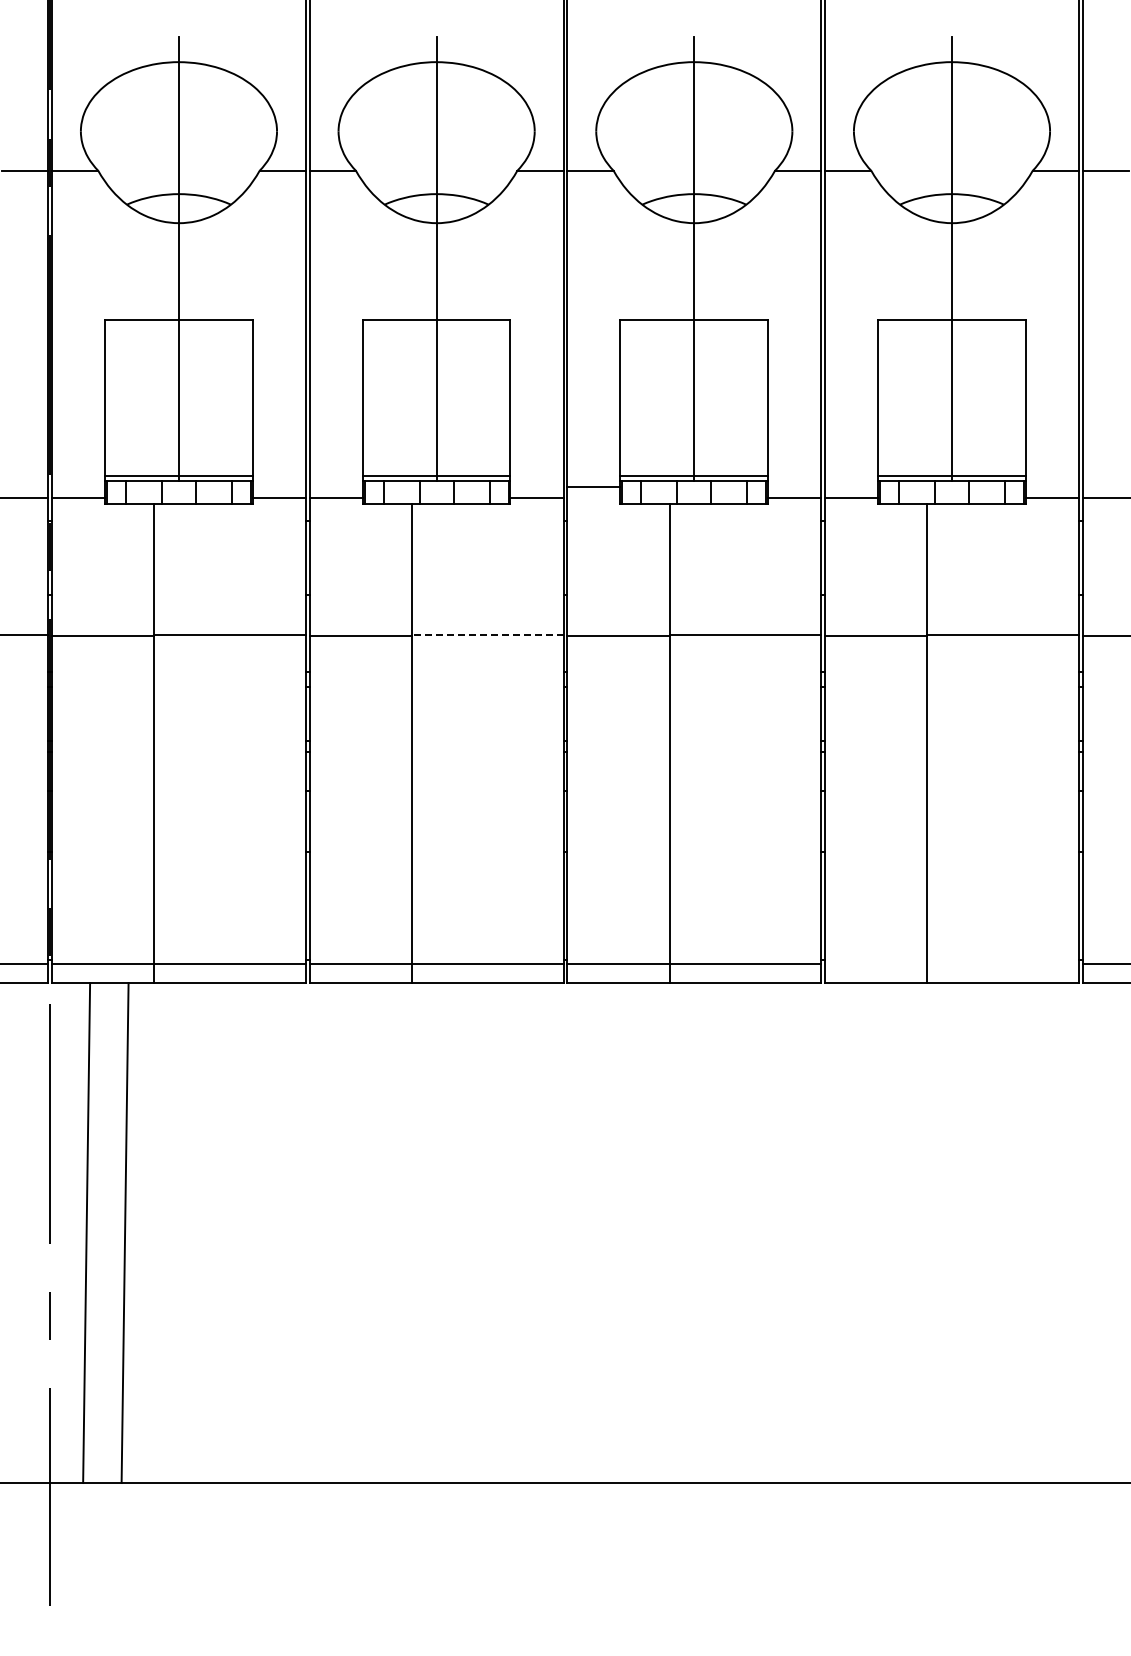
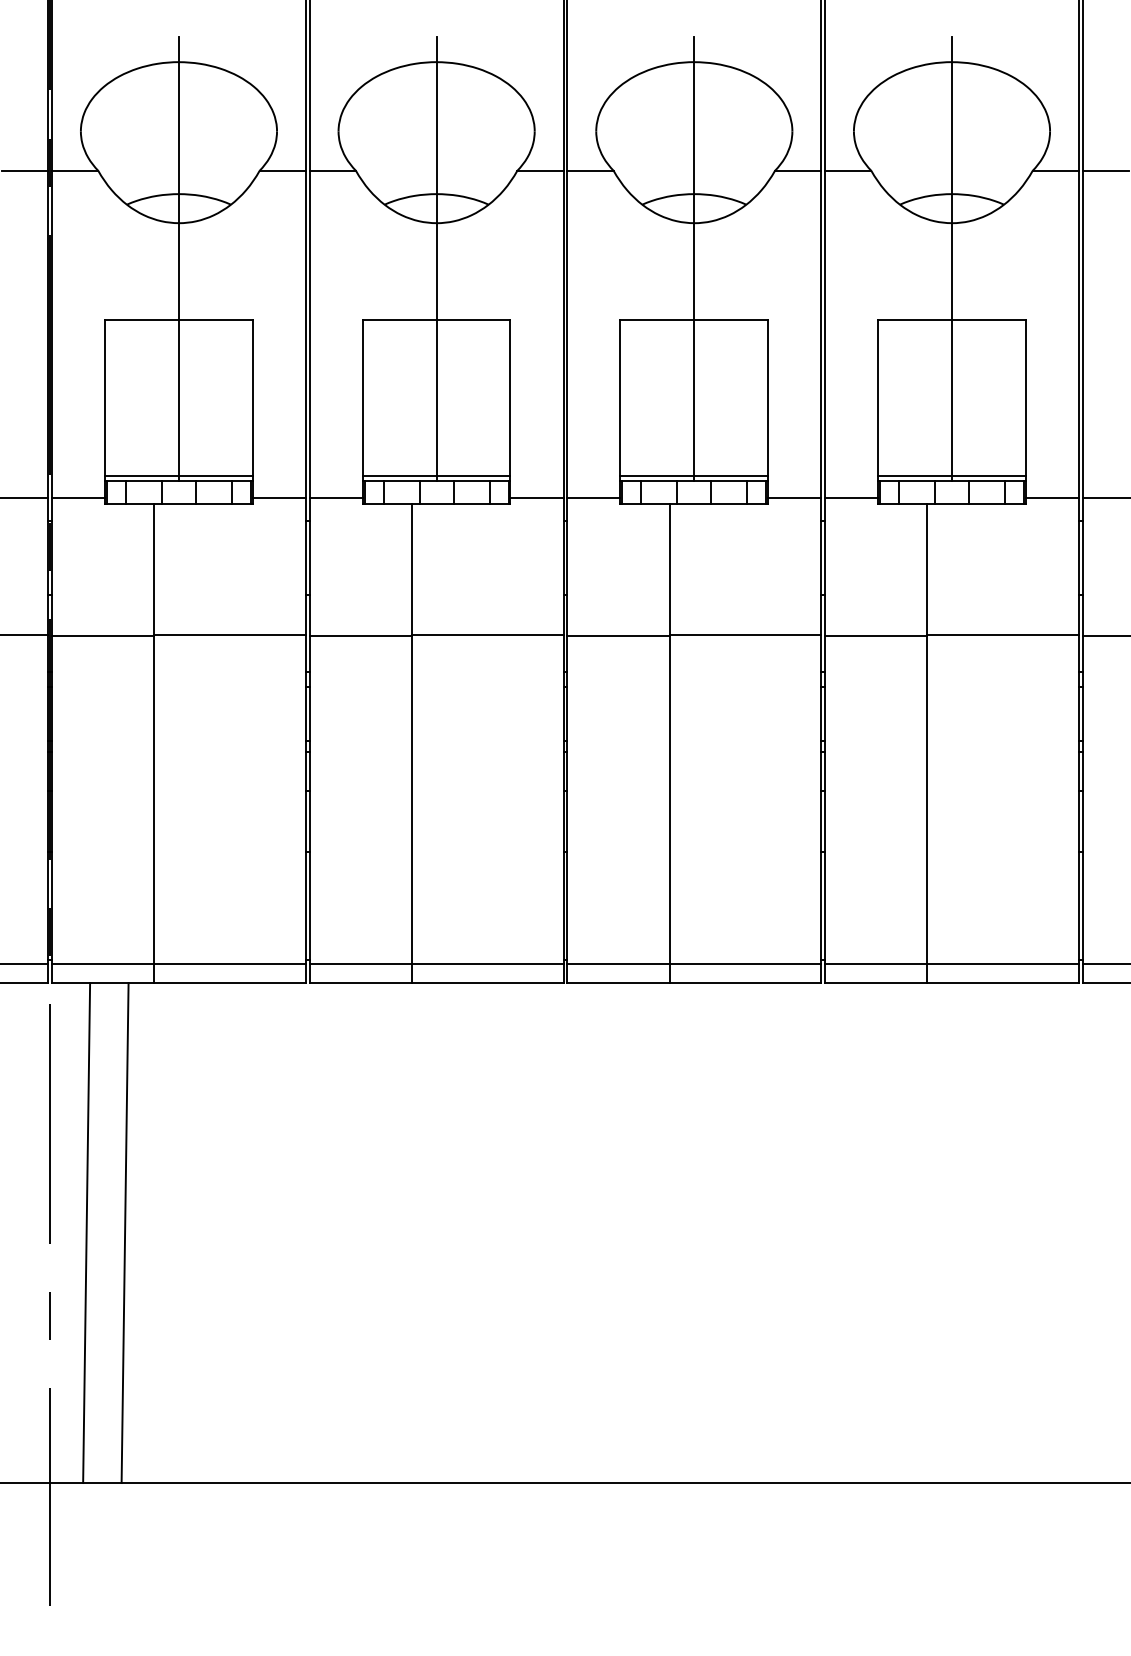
line position: (593, 486) -> (593, 497) (593, 497)
line: dashed -> solid (487, 634)
line: none -> present (951, 963)
